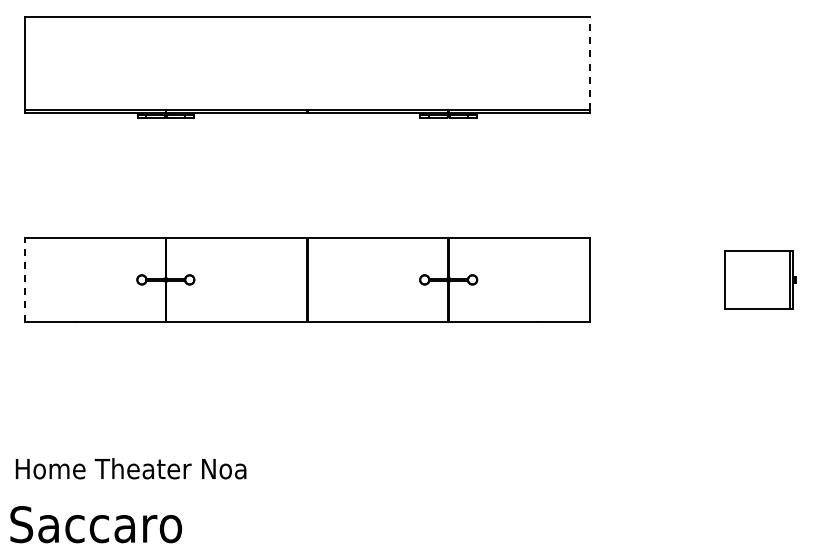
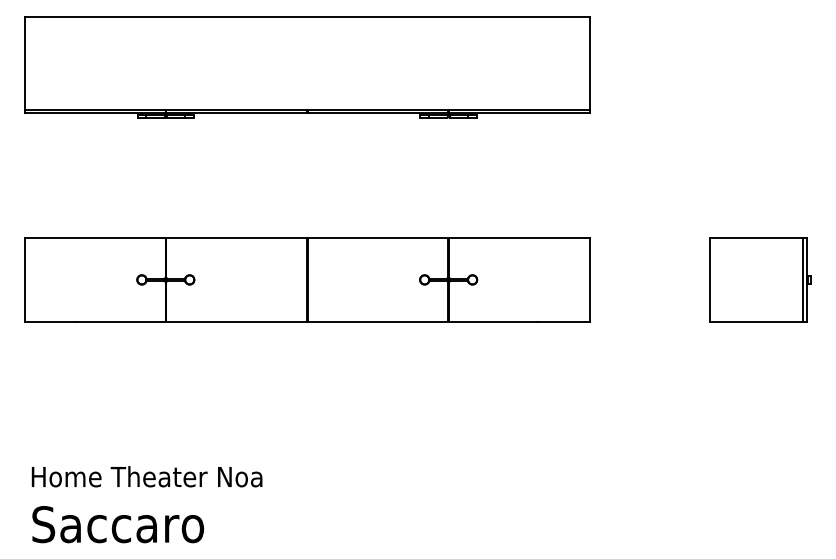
line: dashed -> solid (589, 63)
line: dashed -> solid (25, 279)
part size: 73x60 px -> 103x86 px (760, 279)
text position: (130, 468) -> (146, 476) (146, 476)
text position: (96, 524) -> (118, 524) (118, 524)
